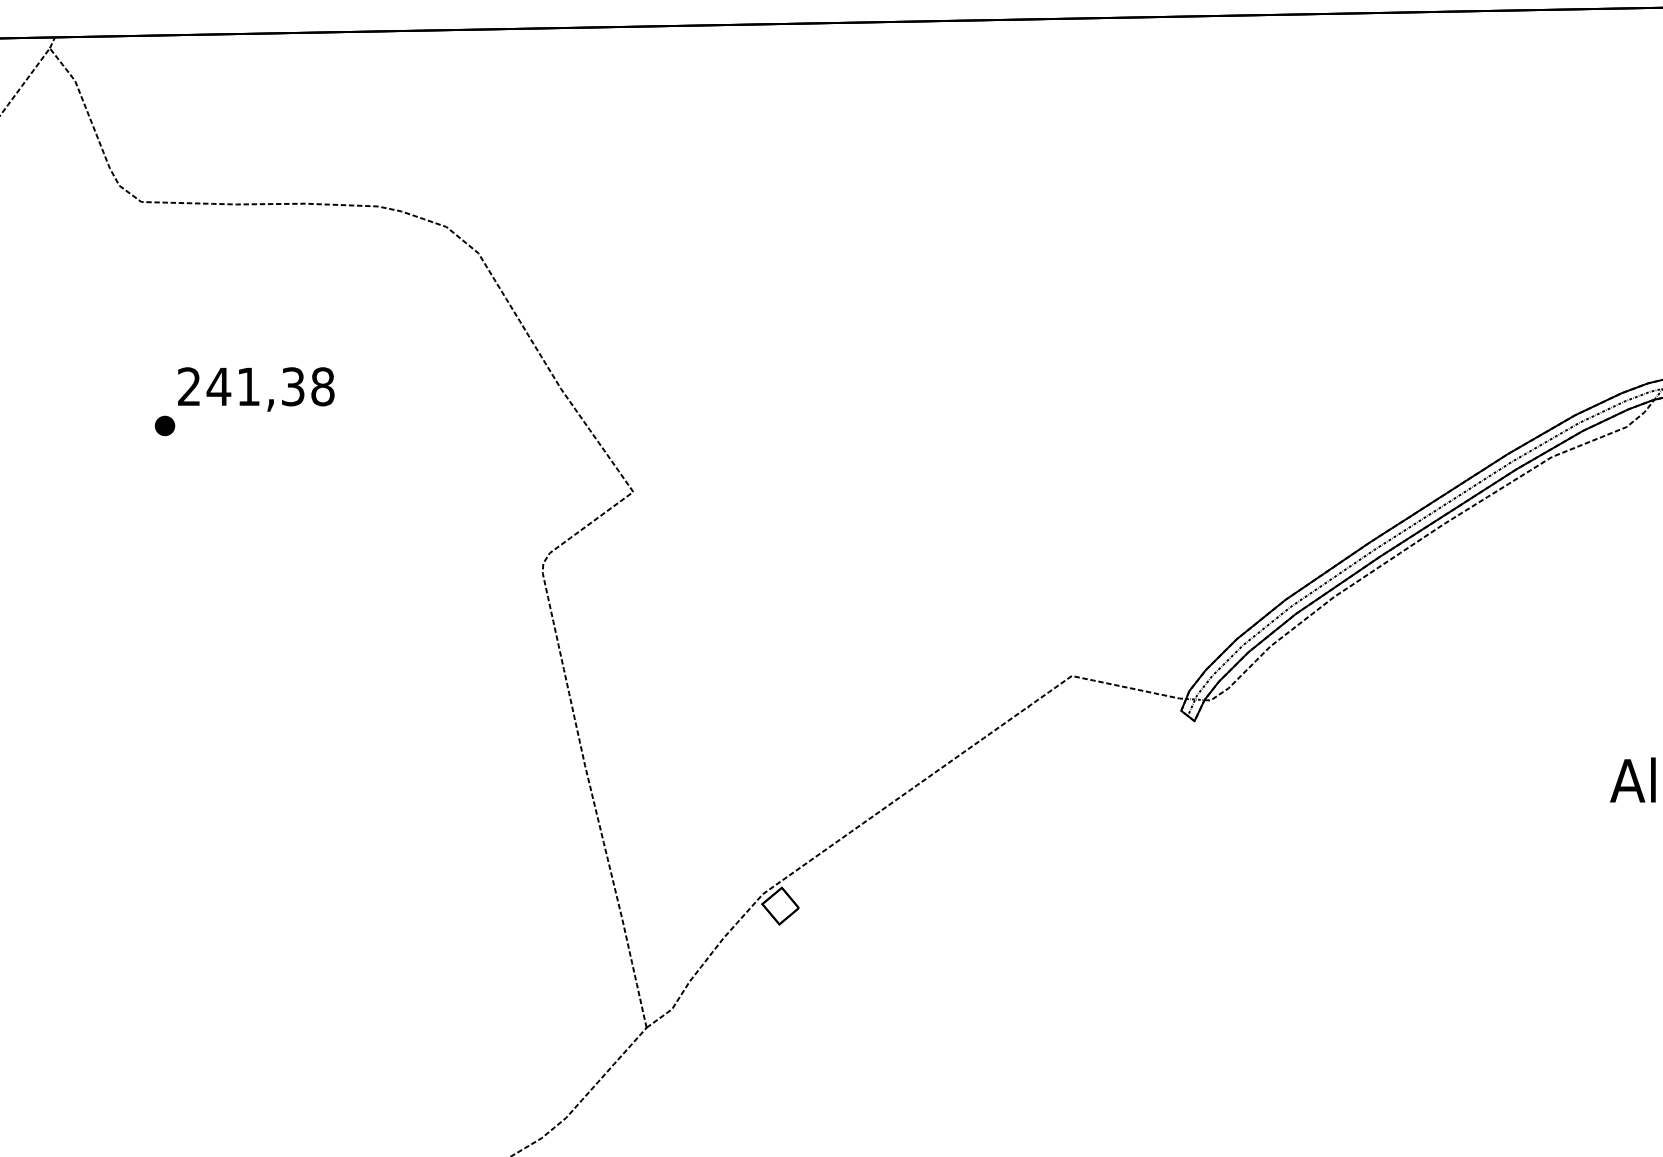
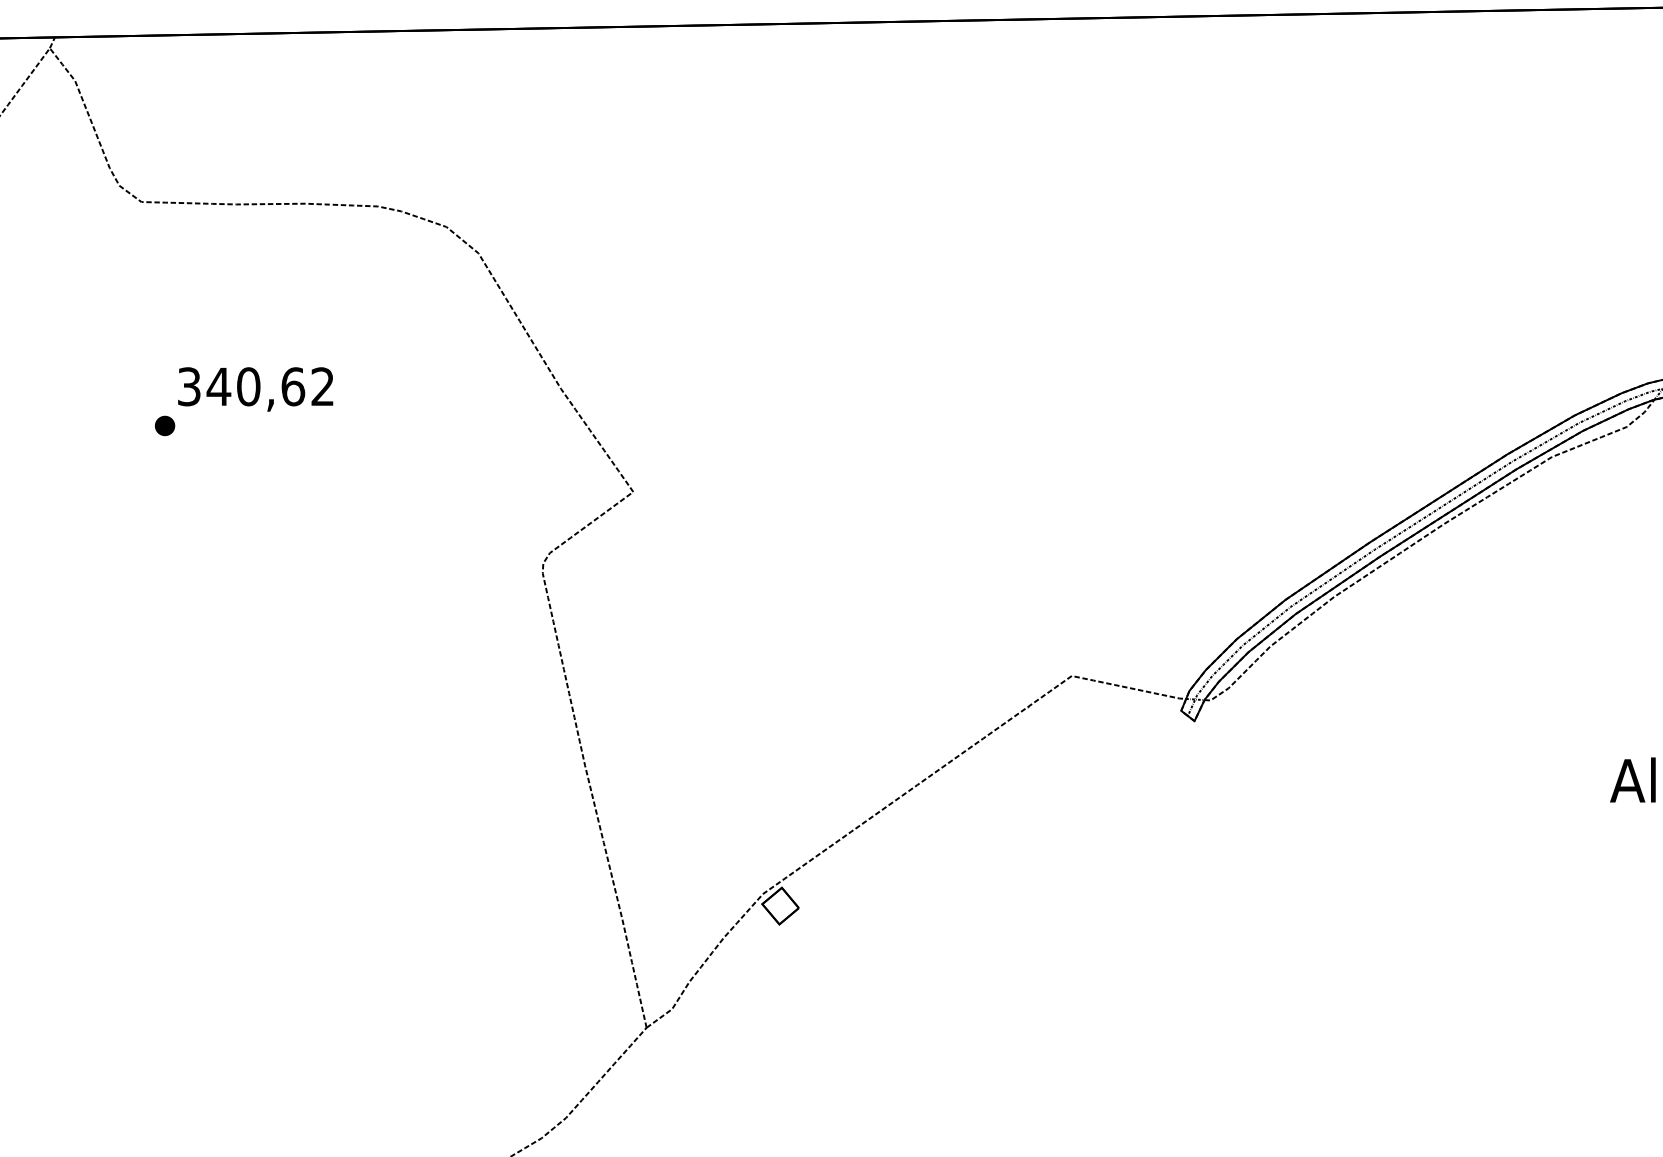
text: 241,38 -> 340,62 (256, 386)
